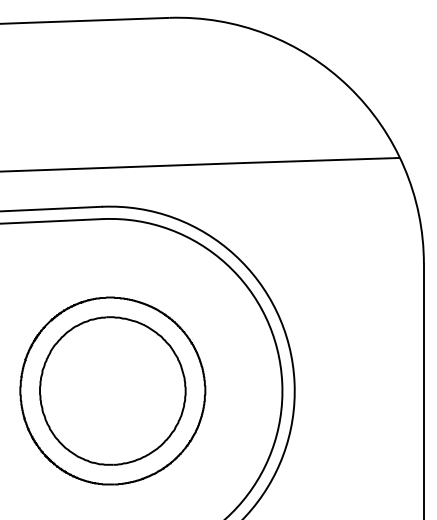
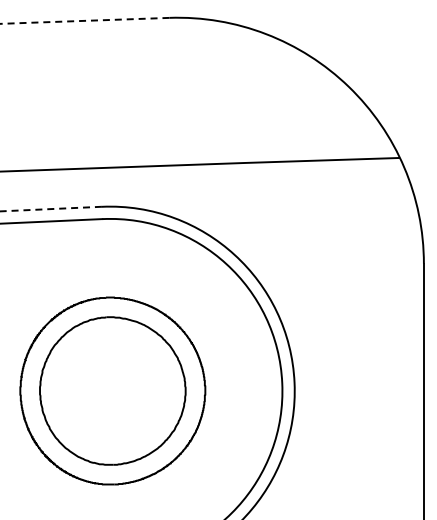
arc: solid -> dashed (84, 20)
line: solid -> dashed (50, 209)
